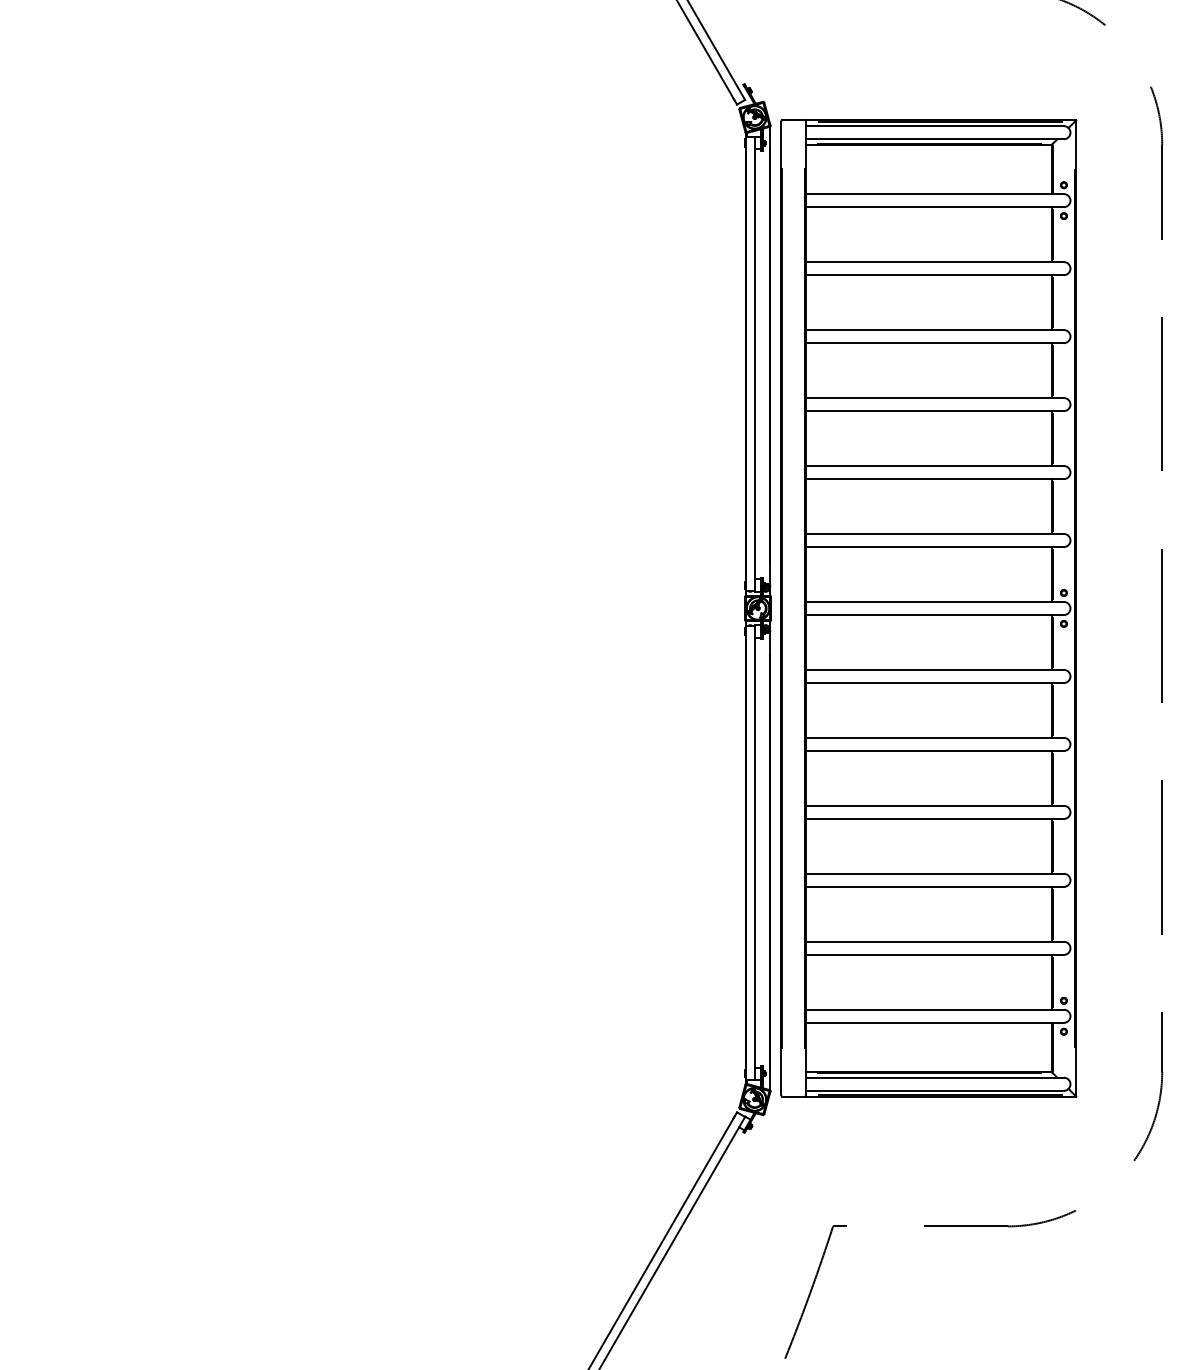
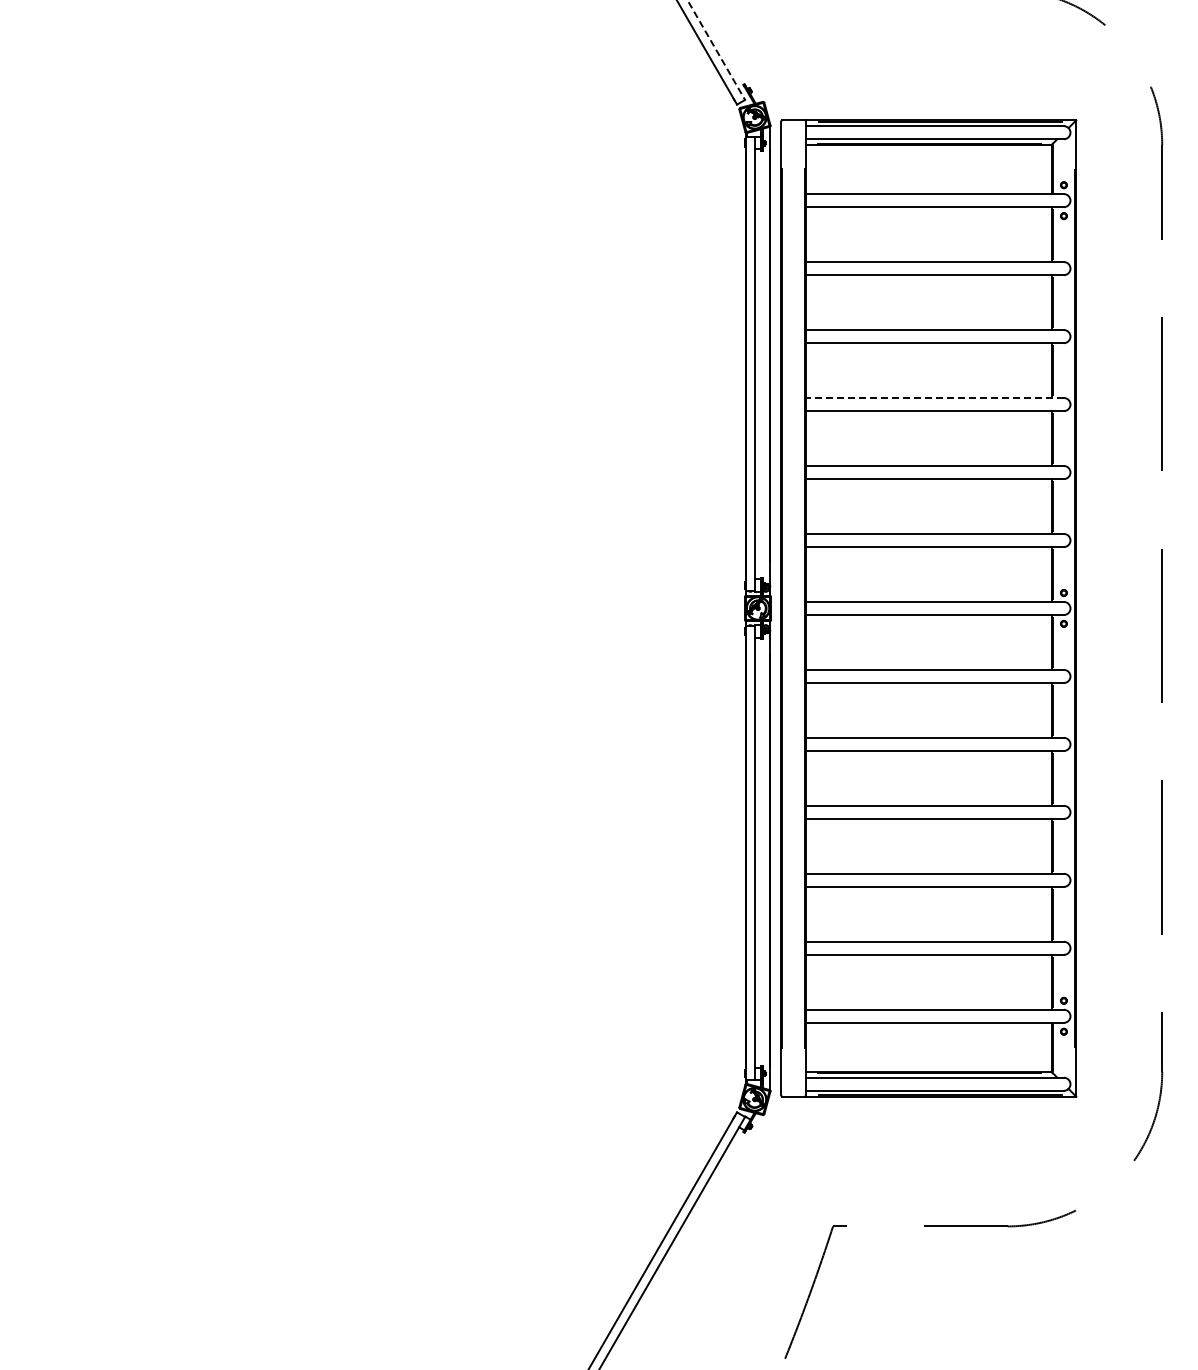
line: solid -> dashed (716, 50)
line: solid -> dashed (934, 398)
